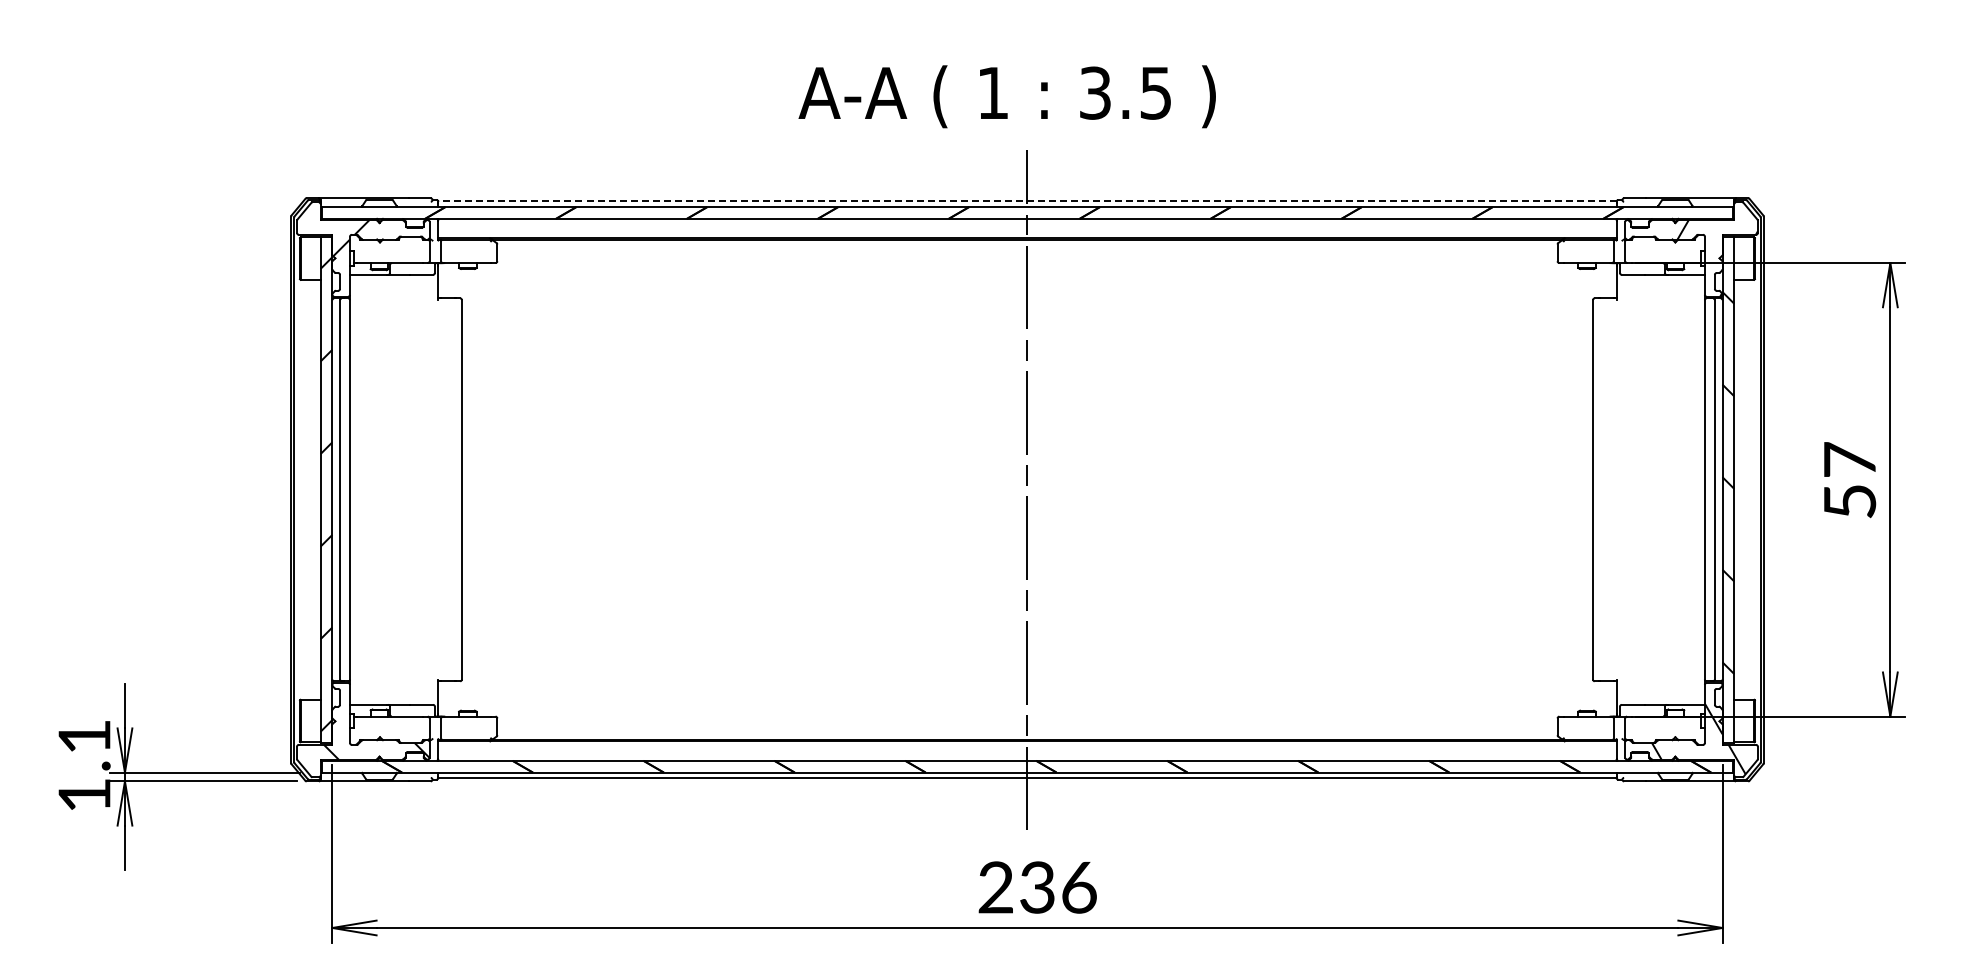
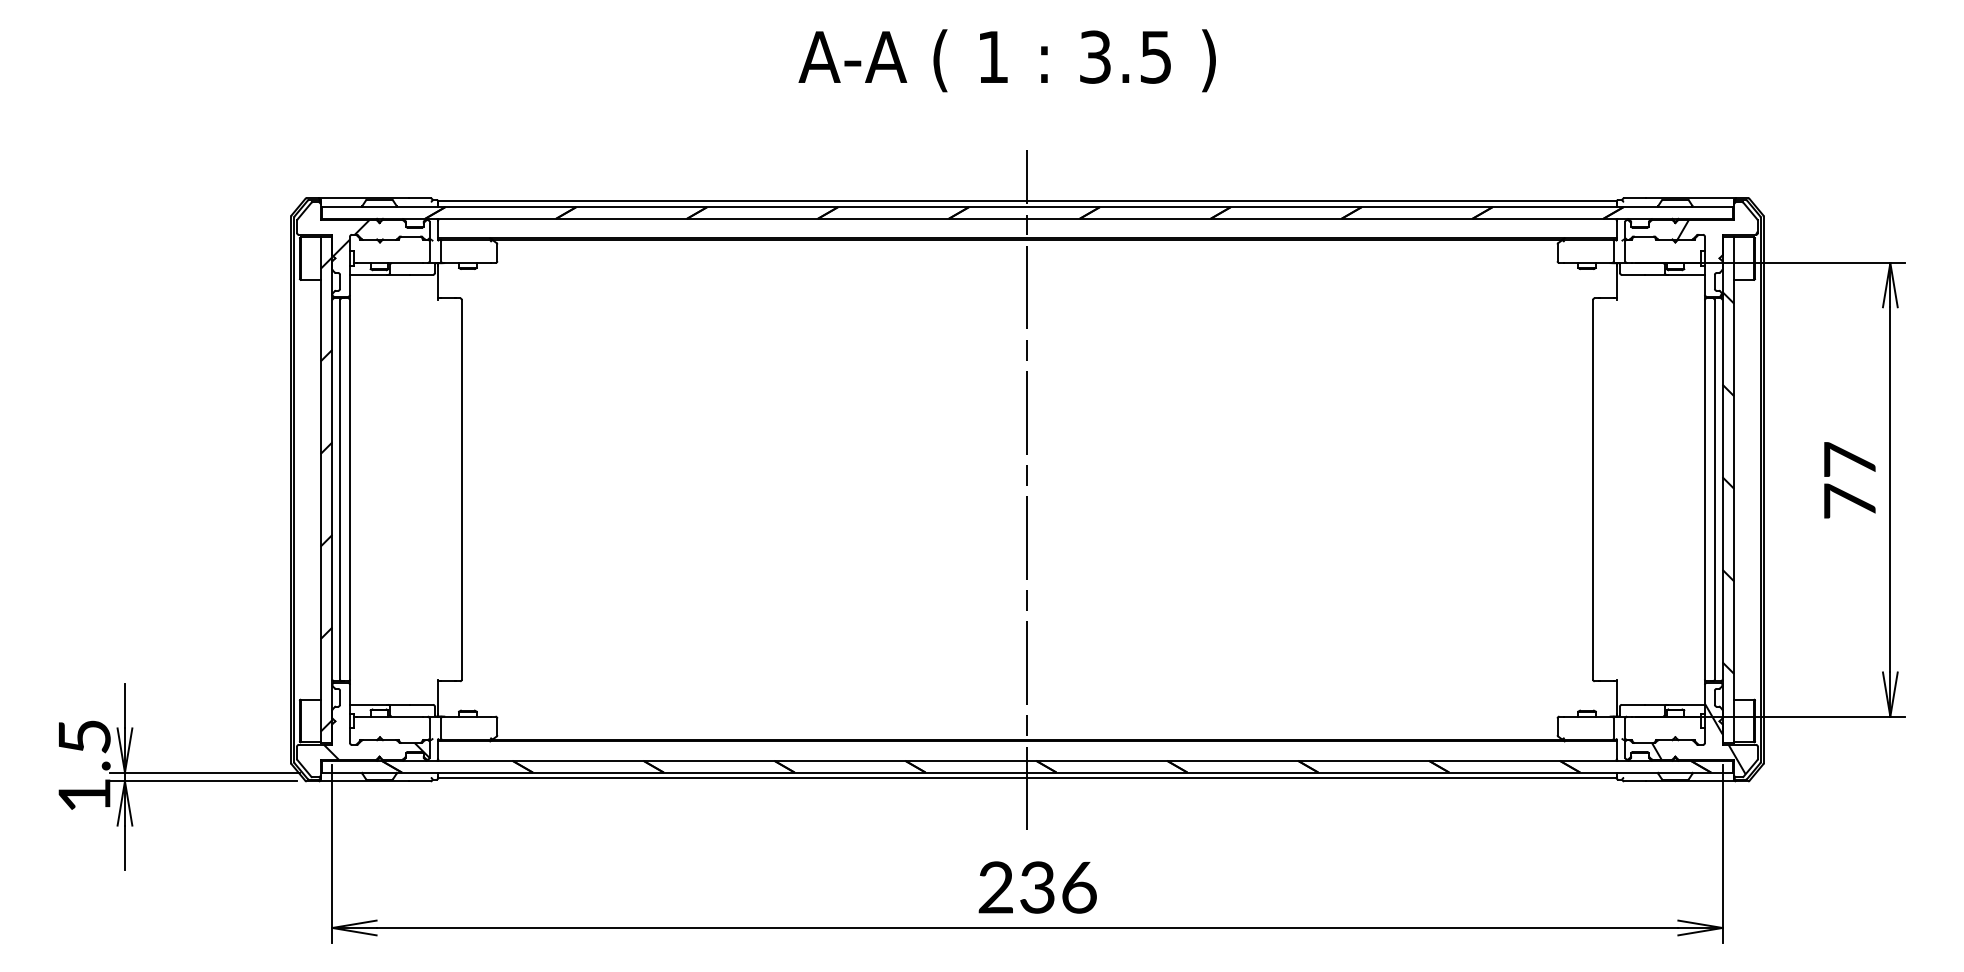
text position: (1006, 96) -> (1006, 60) (1006, 60)
line: dashed -> solid (1026, 201)
text: 57 -> 77 (1850, 500)
text: 1.1 -> 1.5 (84, 736)
